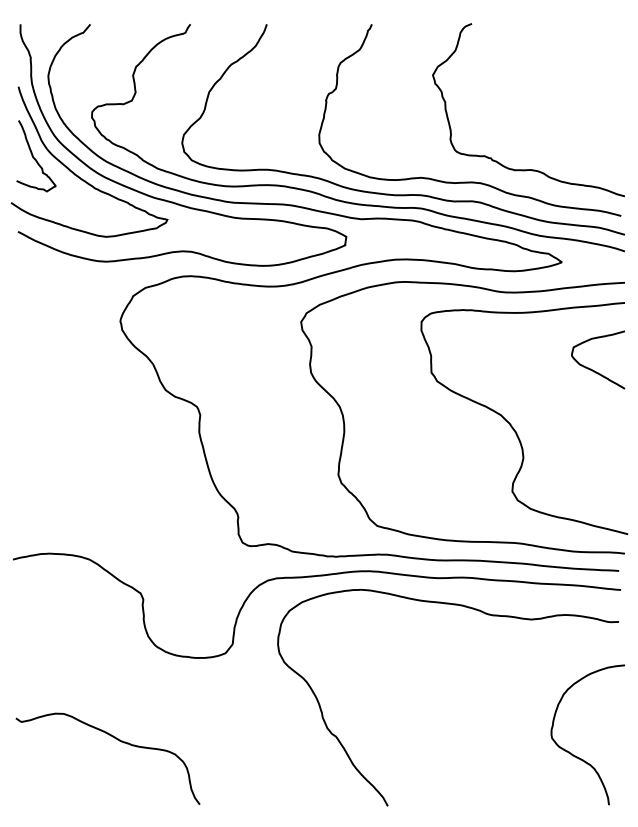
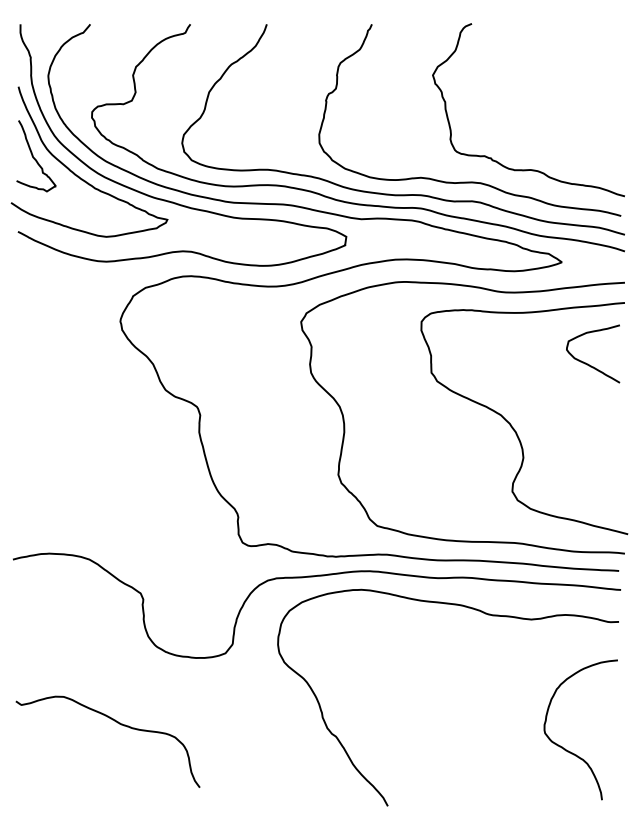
curve position: (593, 369) -> (588, 363) (588, 363)
curve position: (117, 740) -> (117, 723) (117, 723)
curve position: (577, 756) -> (570, 751) (570, 751)
